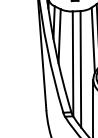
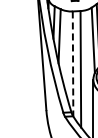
line: solid -> dashed (73, 64)
